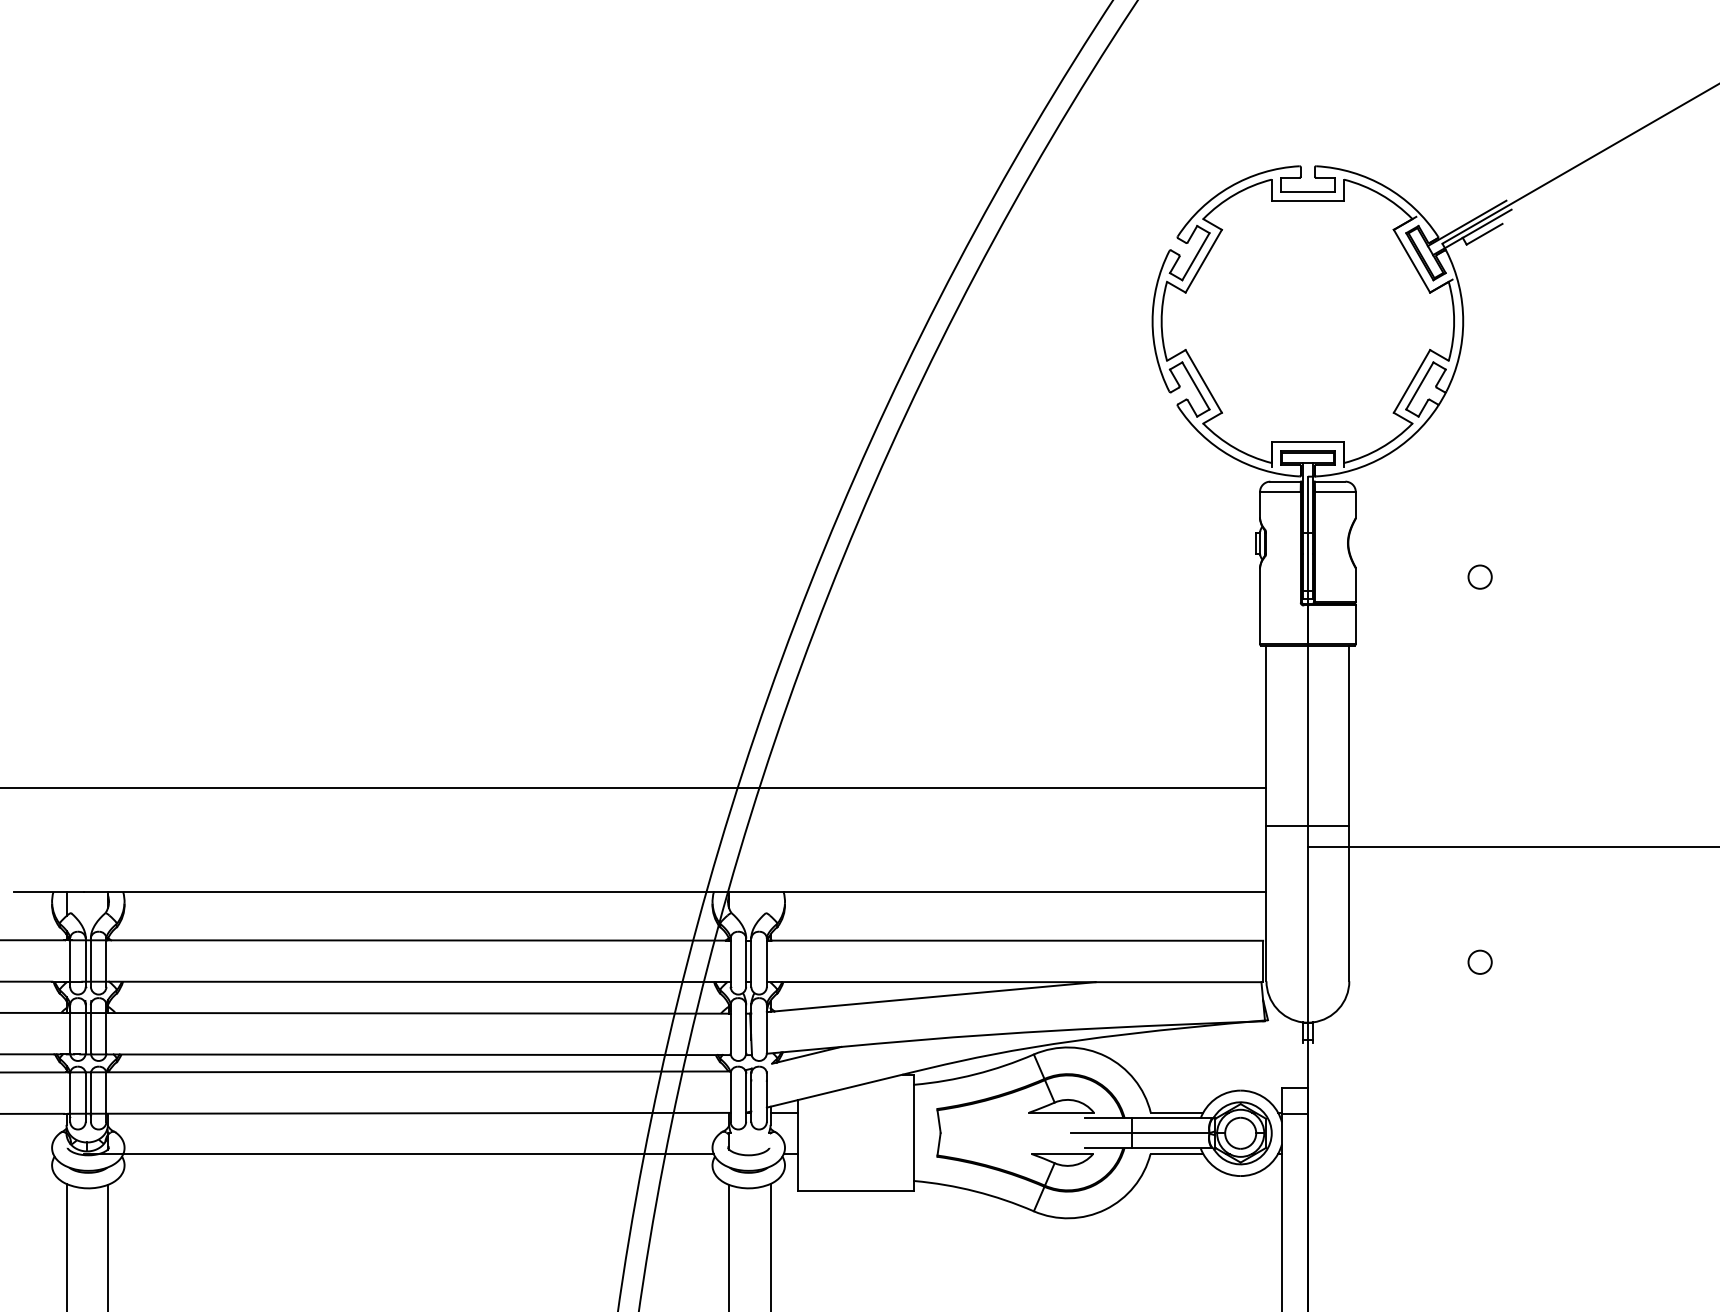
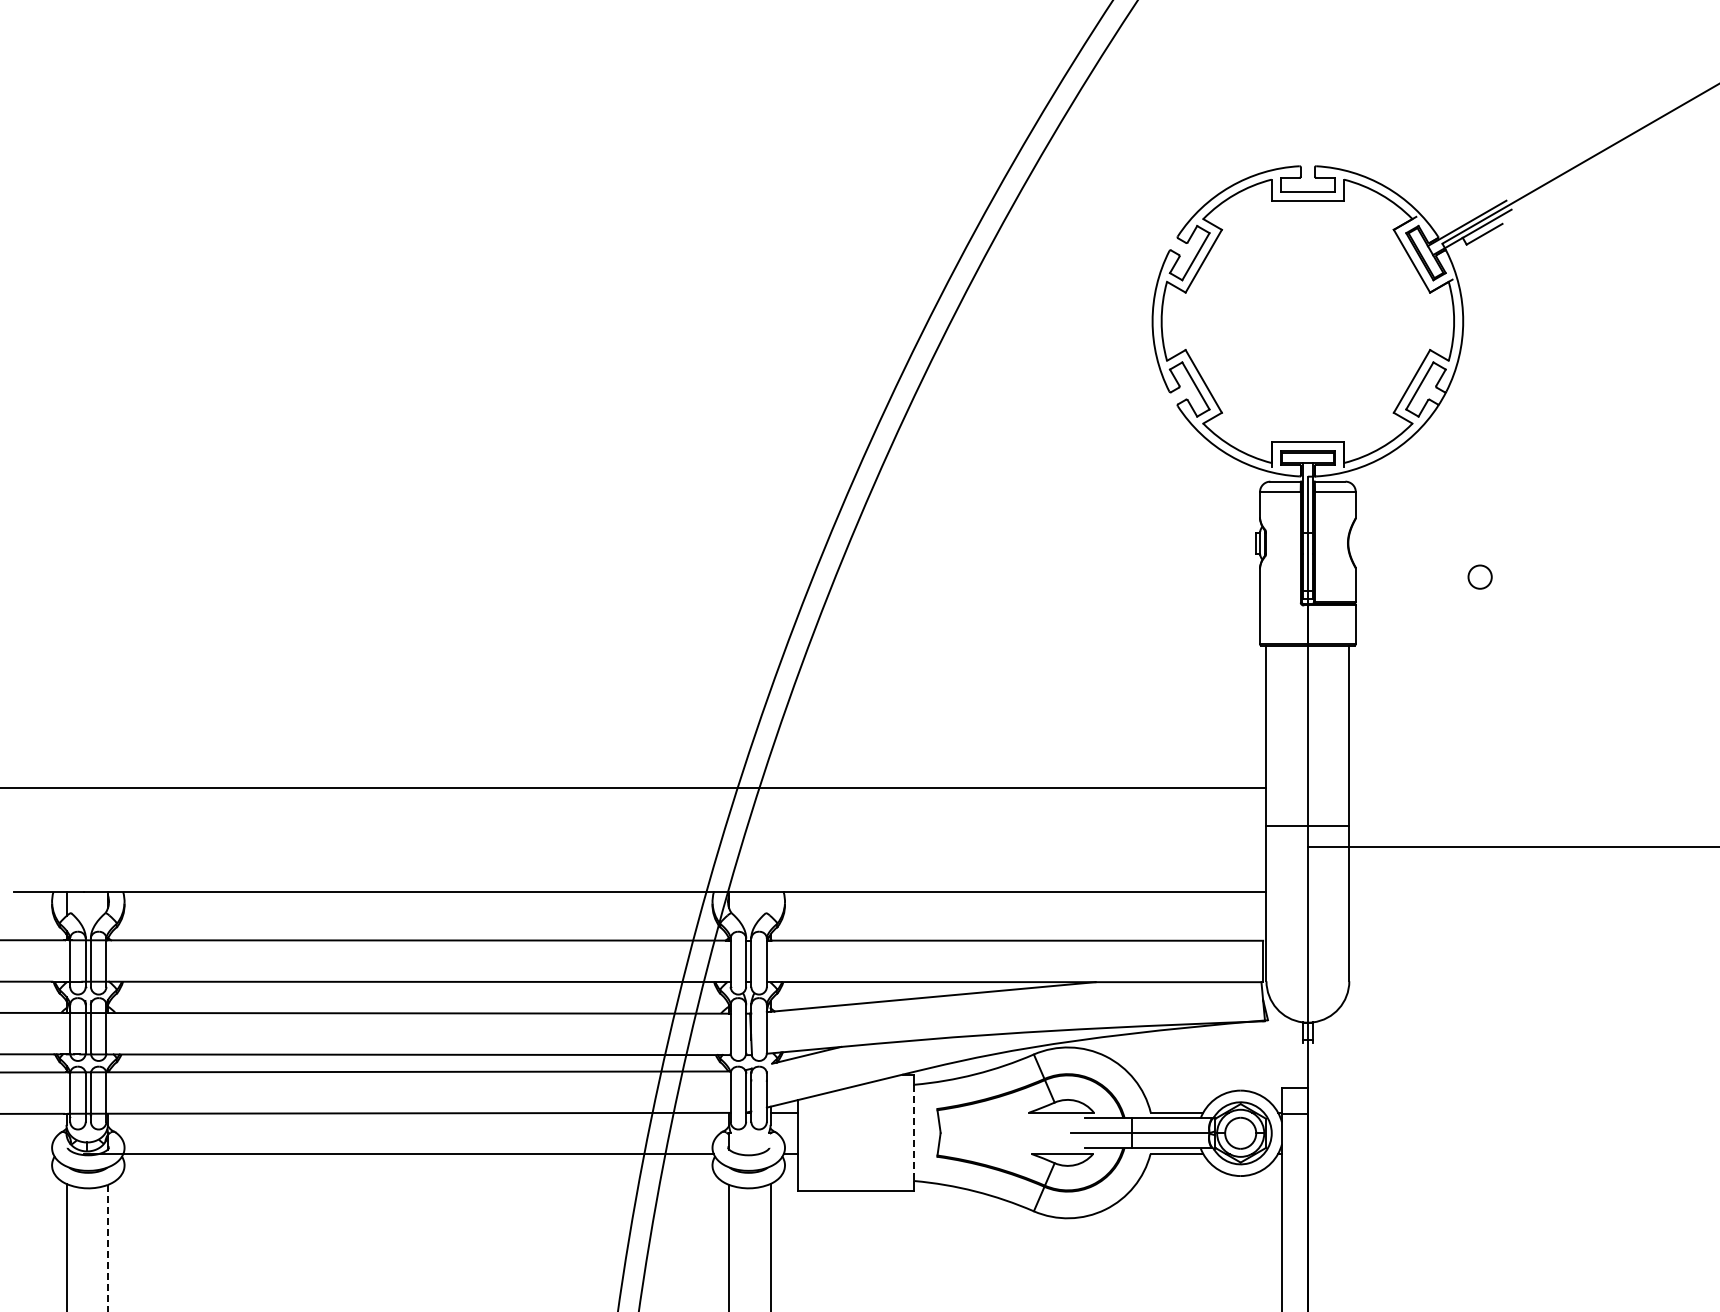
circle: present -> none (1479, 961)
line: solid -> dashed (914, 1133)
line: solid -> dashed (107, 1248)
